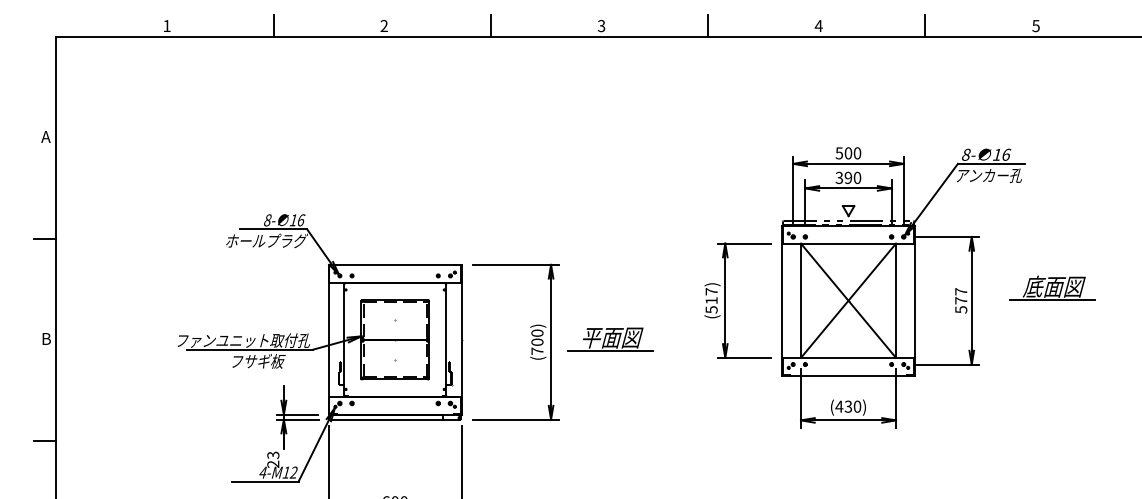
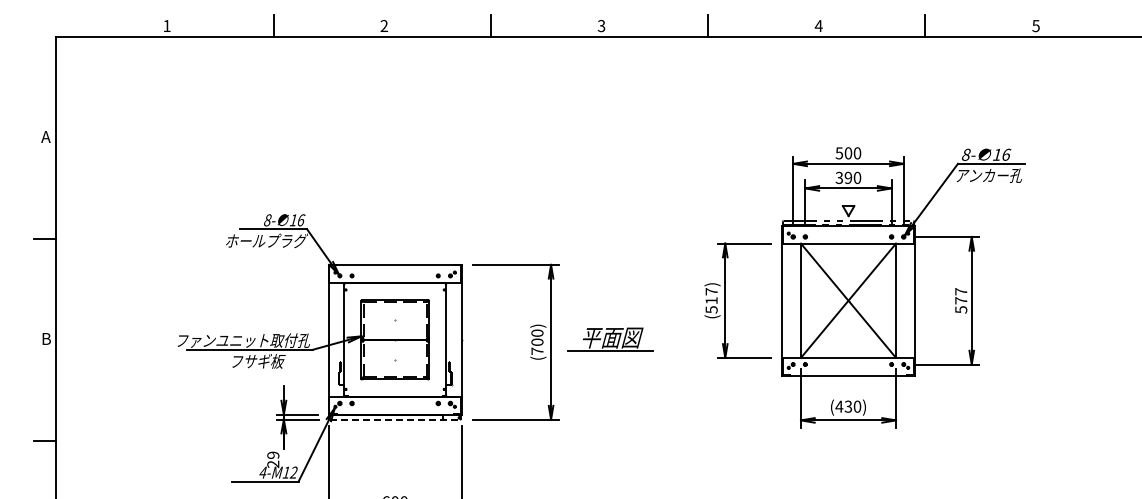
part: present -> none (1052, 287)
line: solid -> dashed (395, 419)
text: 23 -> 29 (273, 455)
